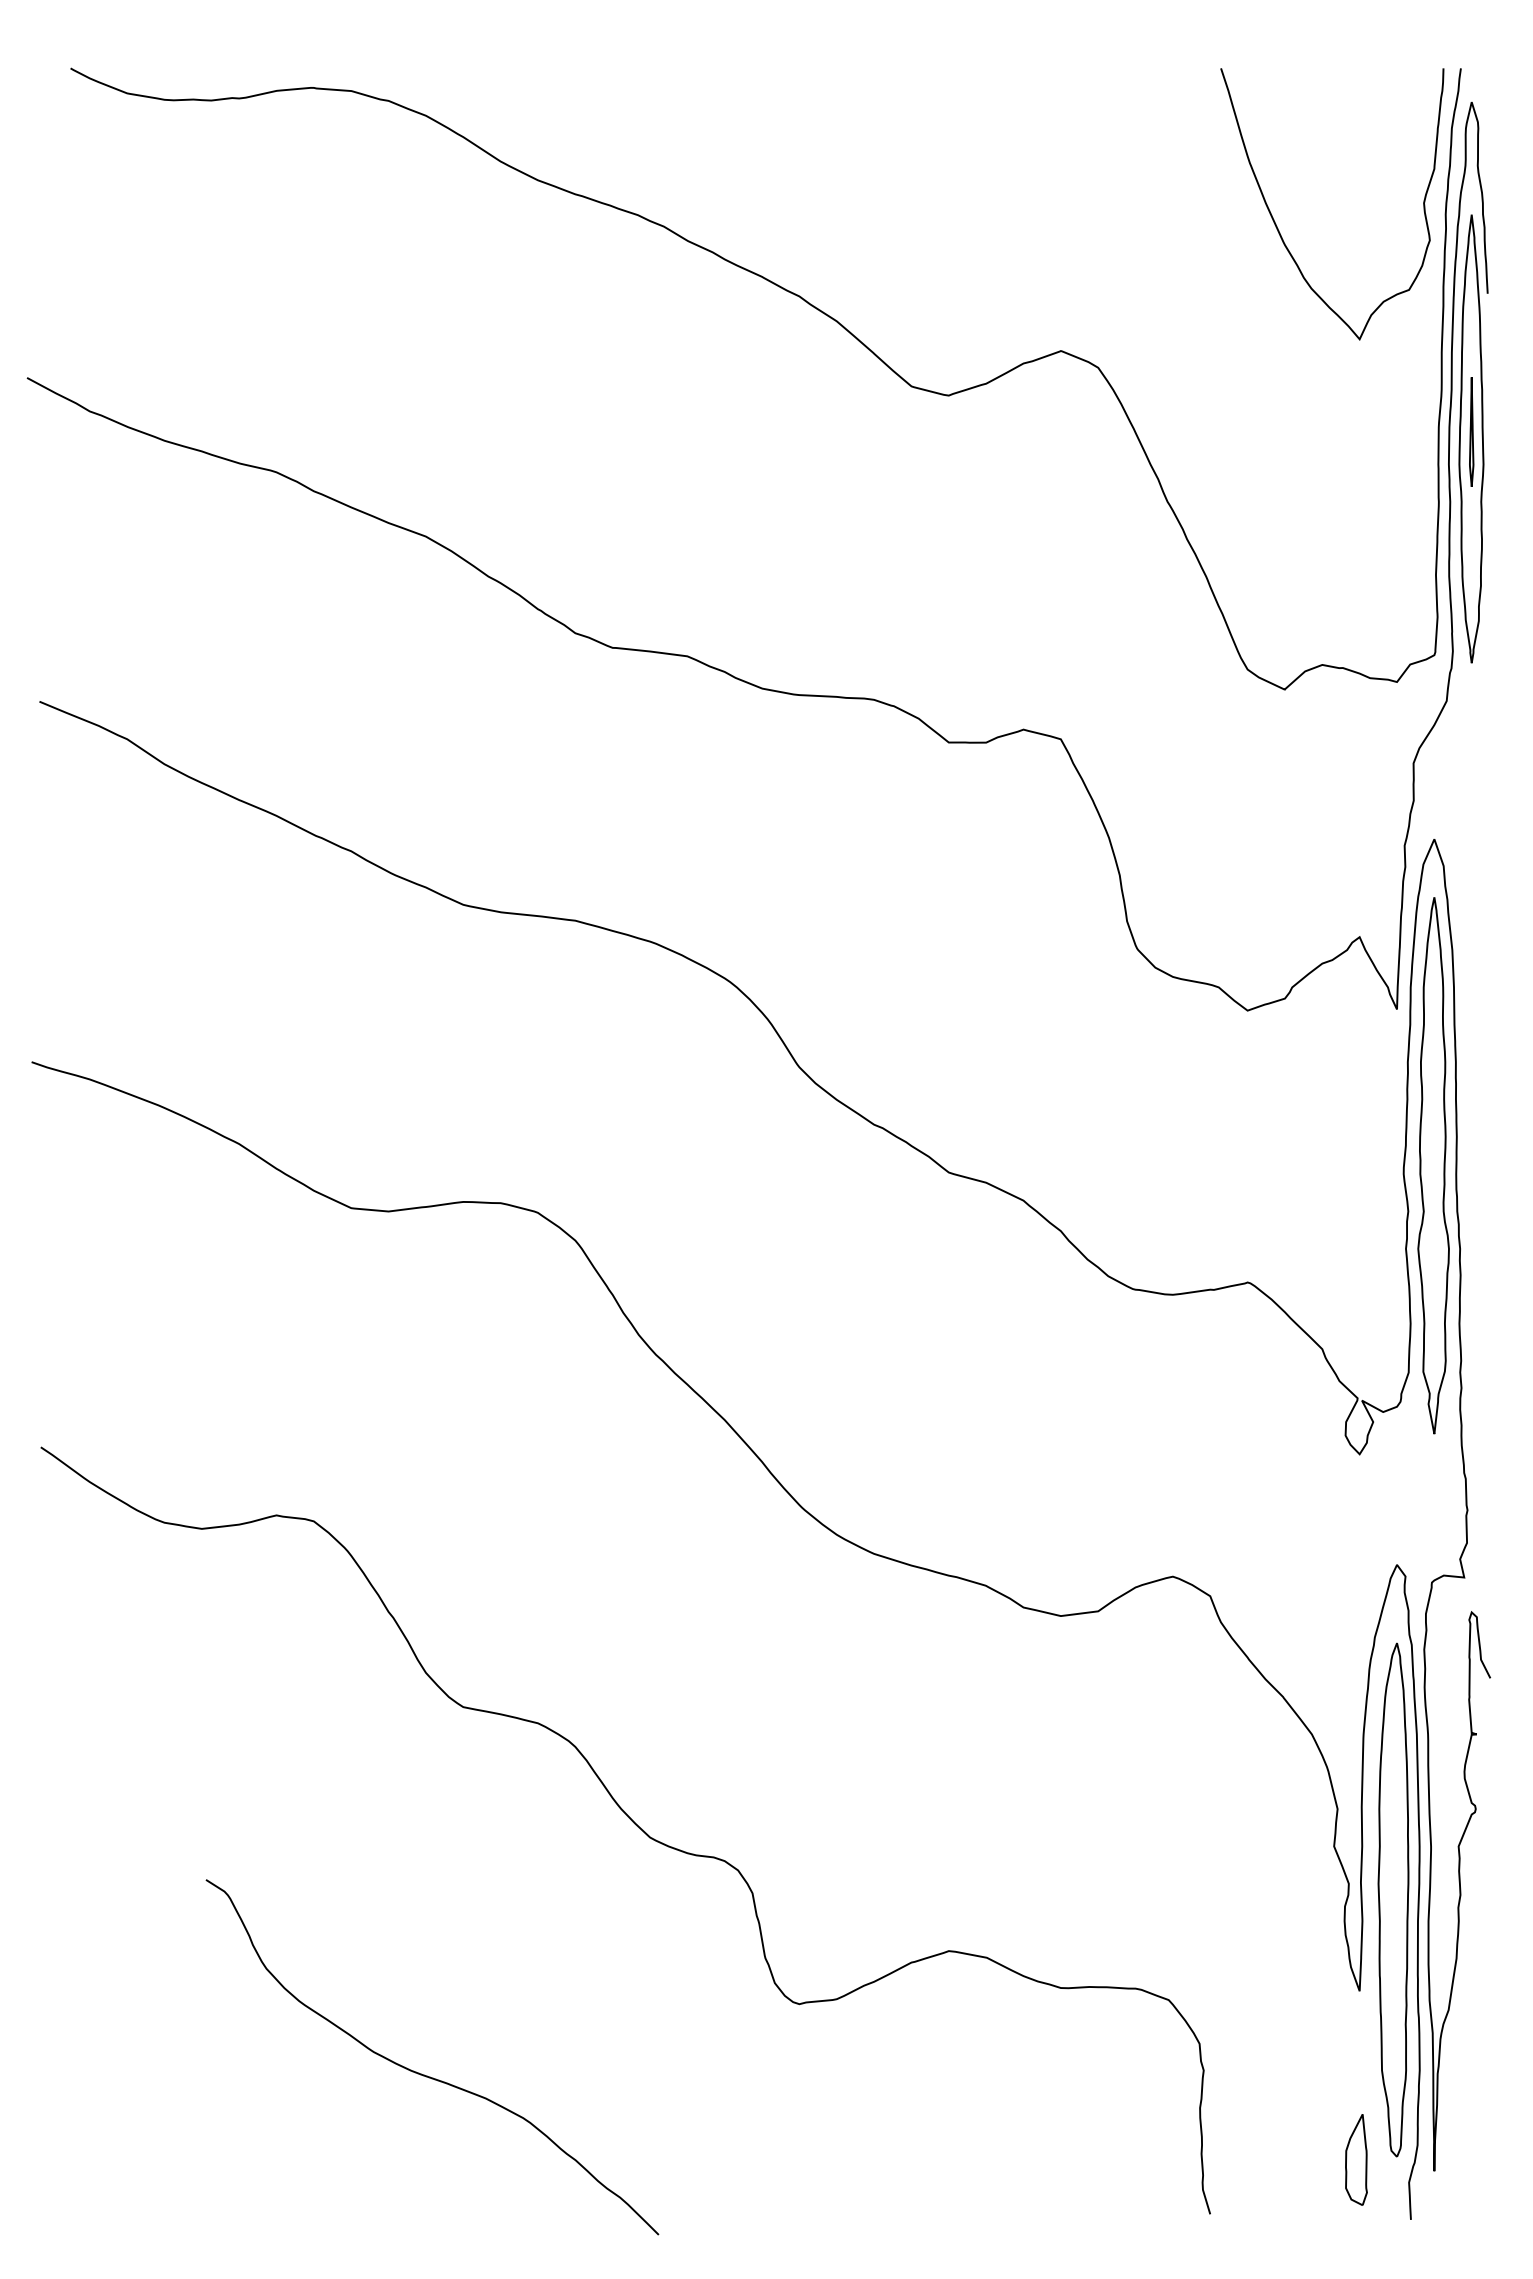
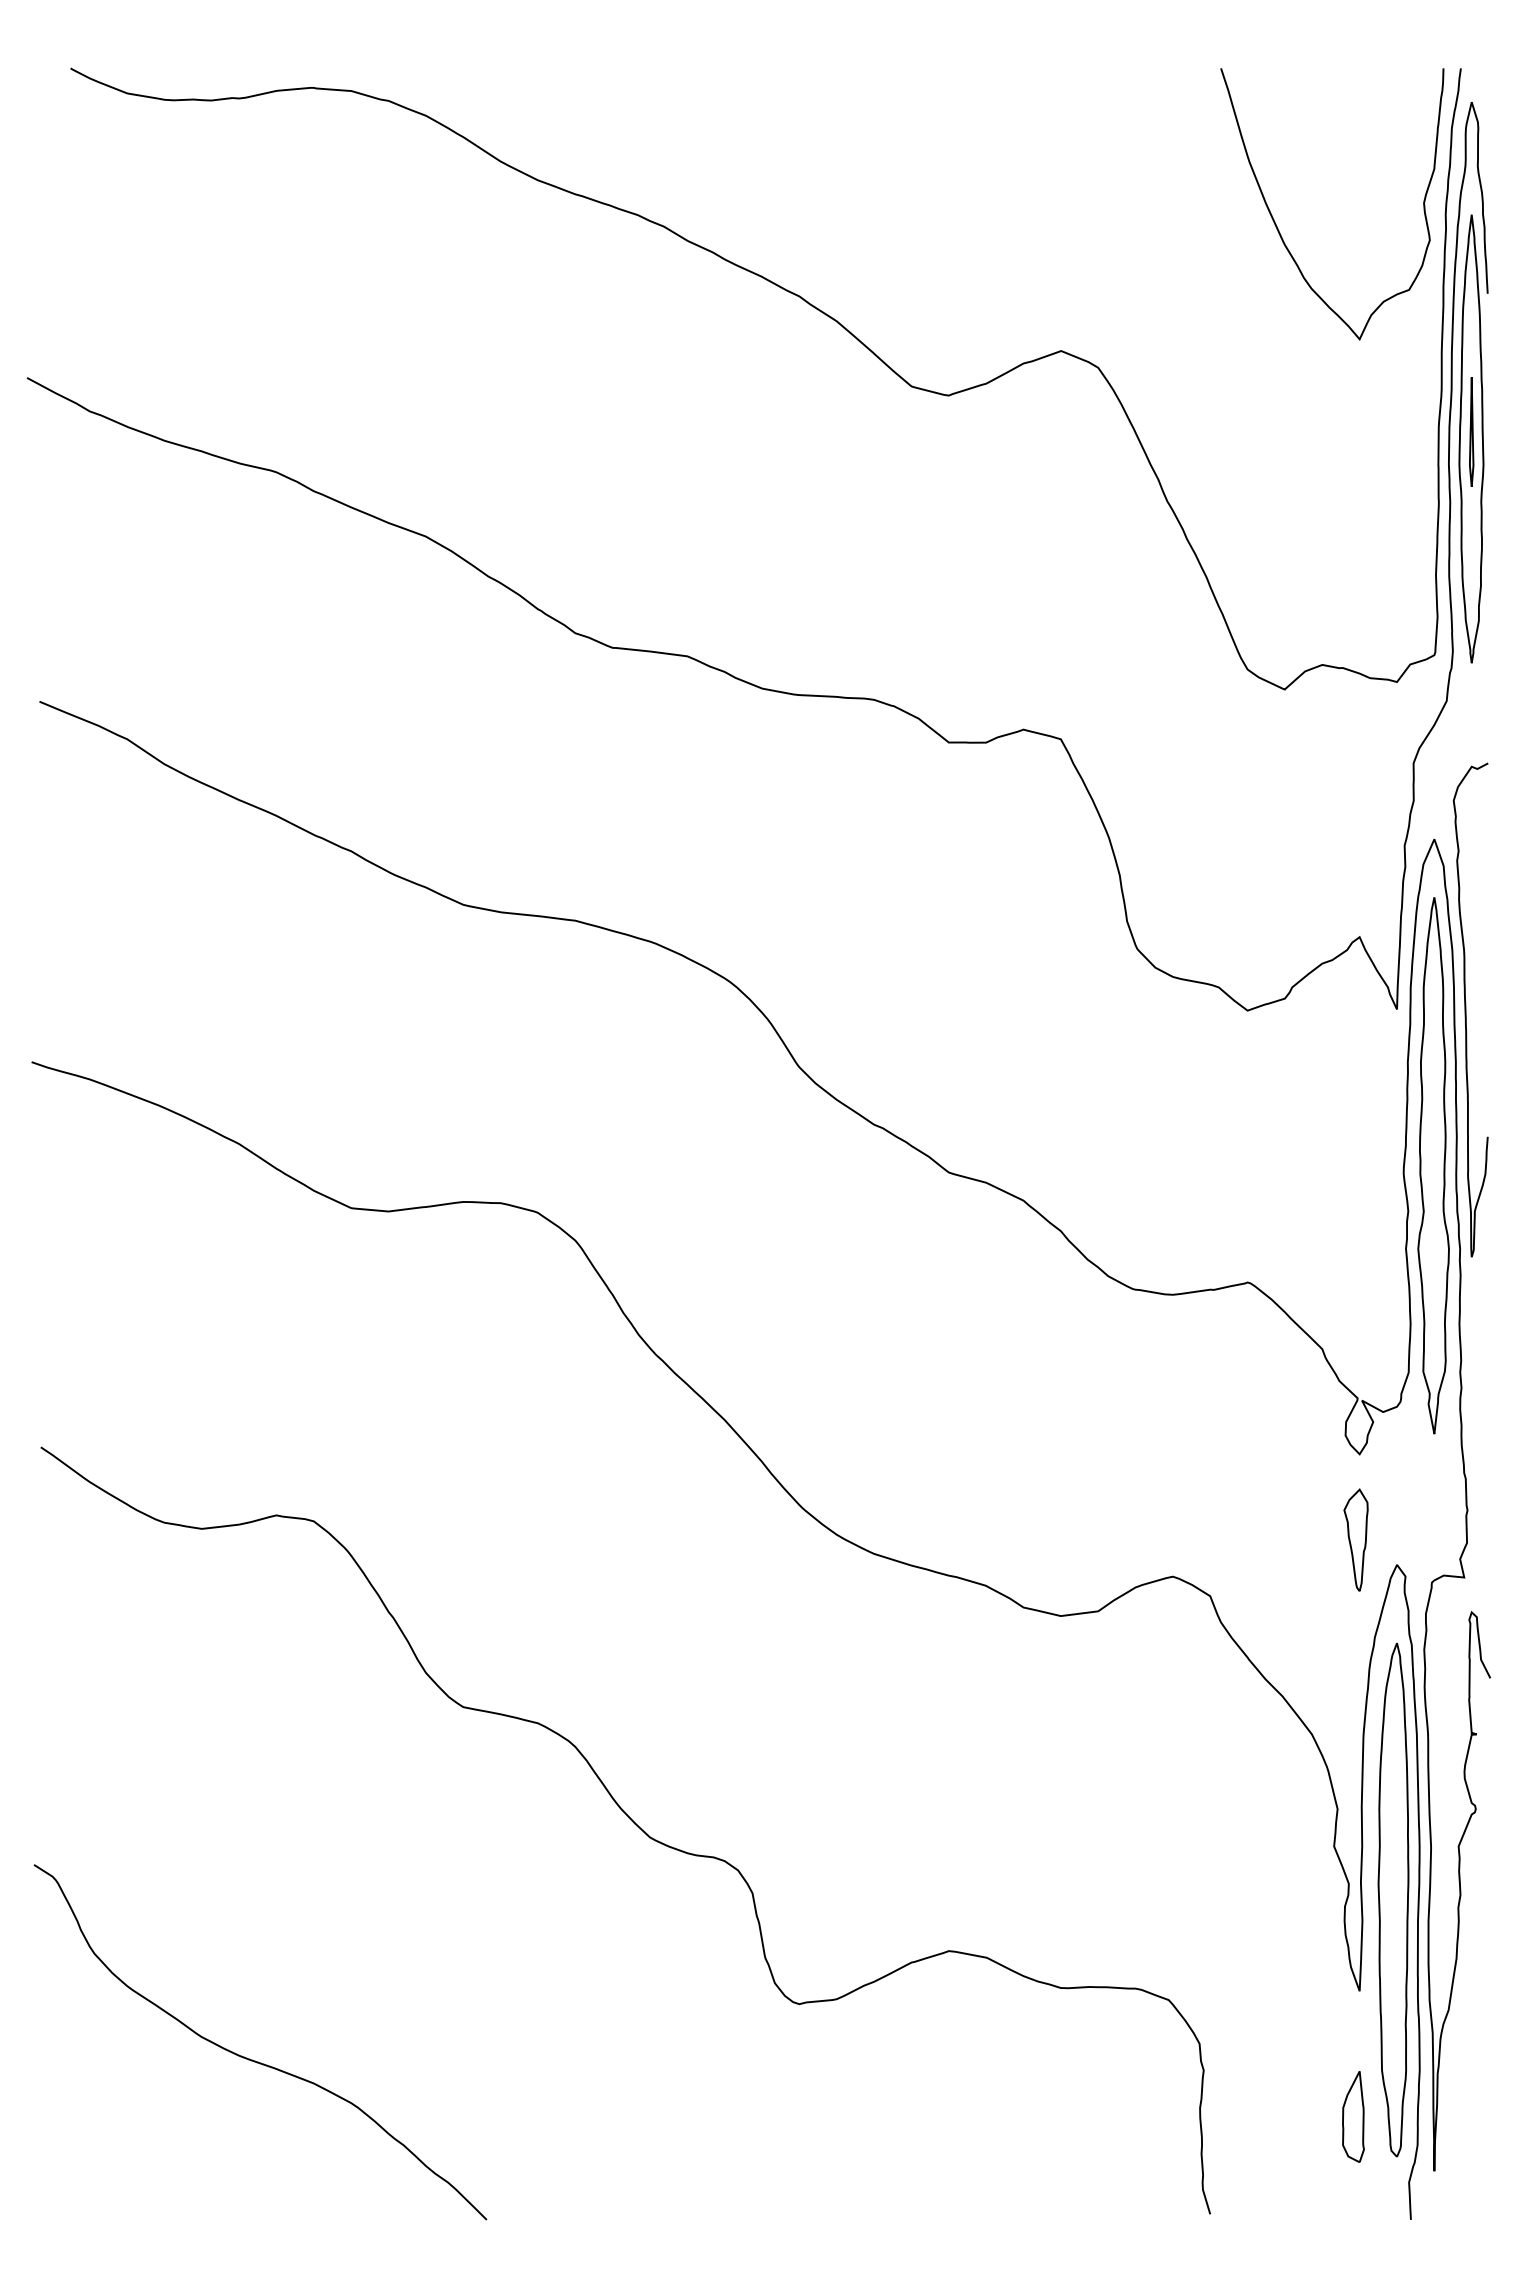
curve: none -> present (1466, 1009)
part: none -> present (1355, 1539)
curve position: (427, 2075) -> (255, 2060) (255, 2060)
part position: (1356, 2159) -> (1353, 2116) (1353, 2116)
